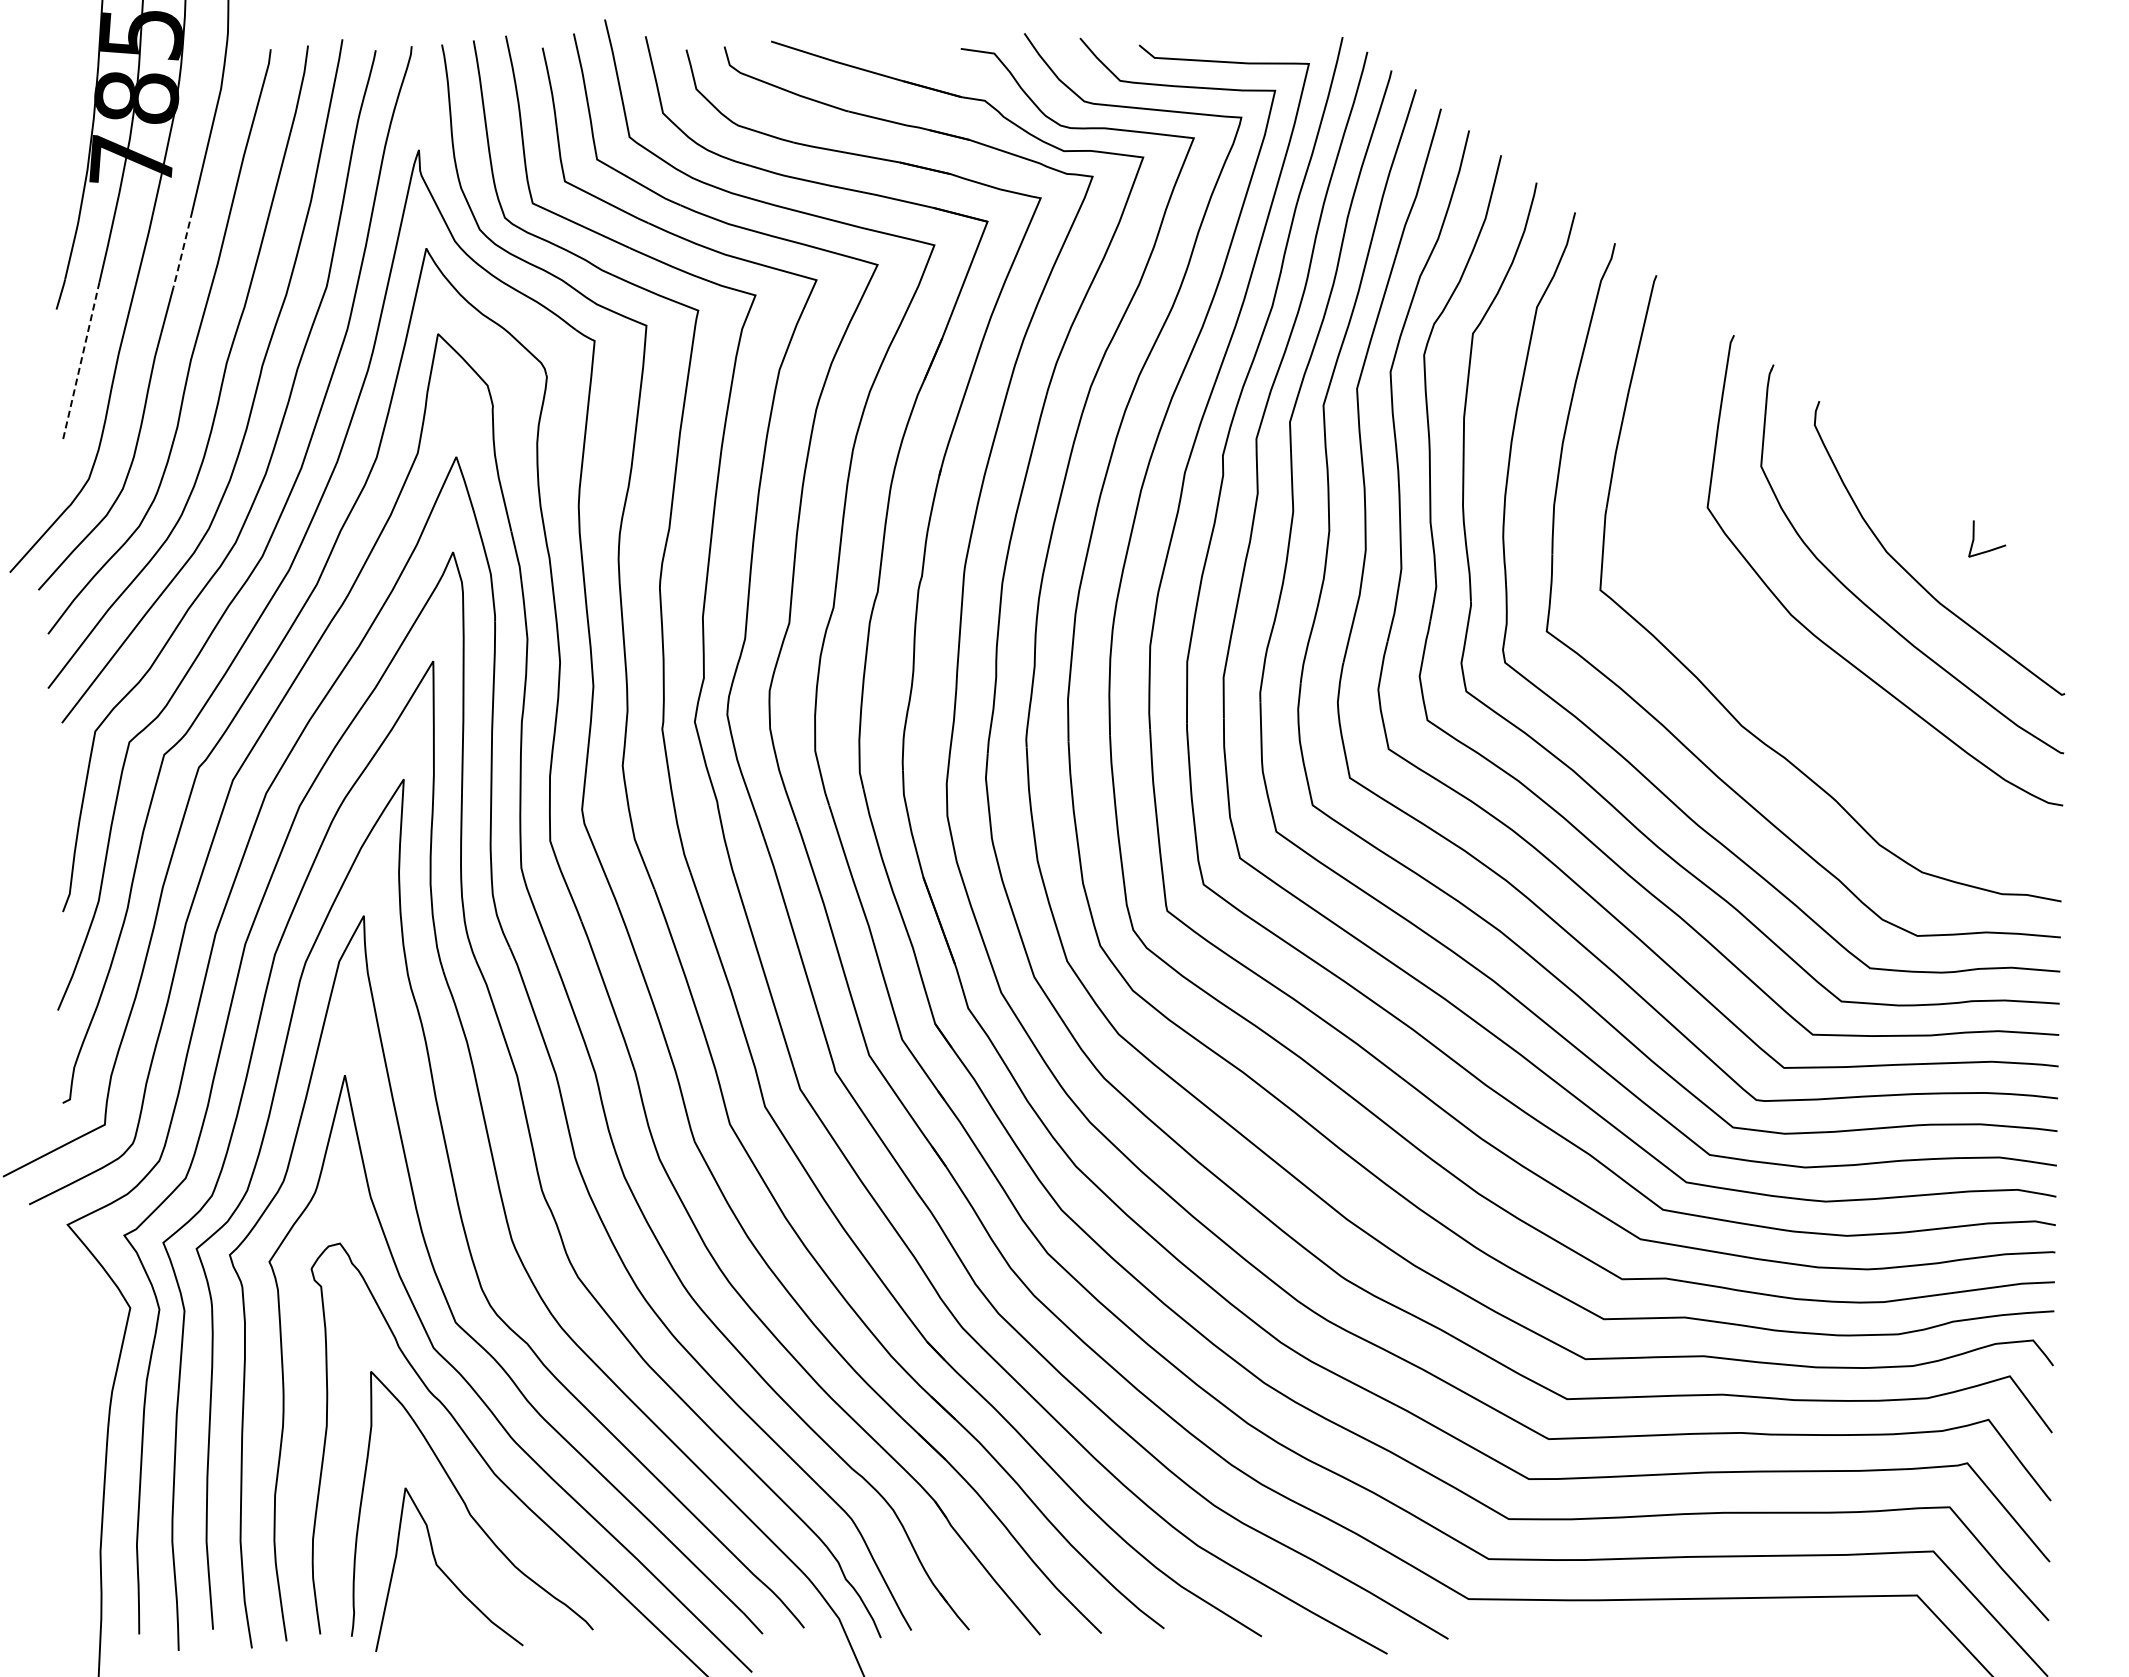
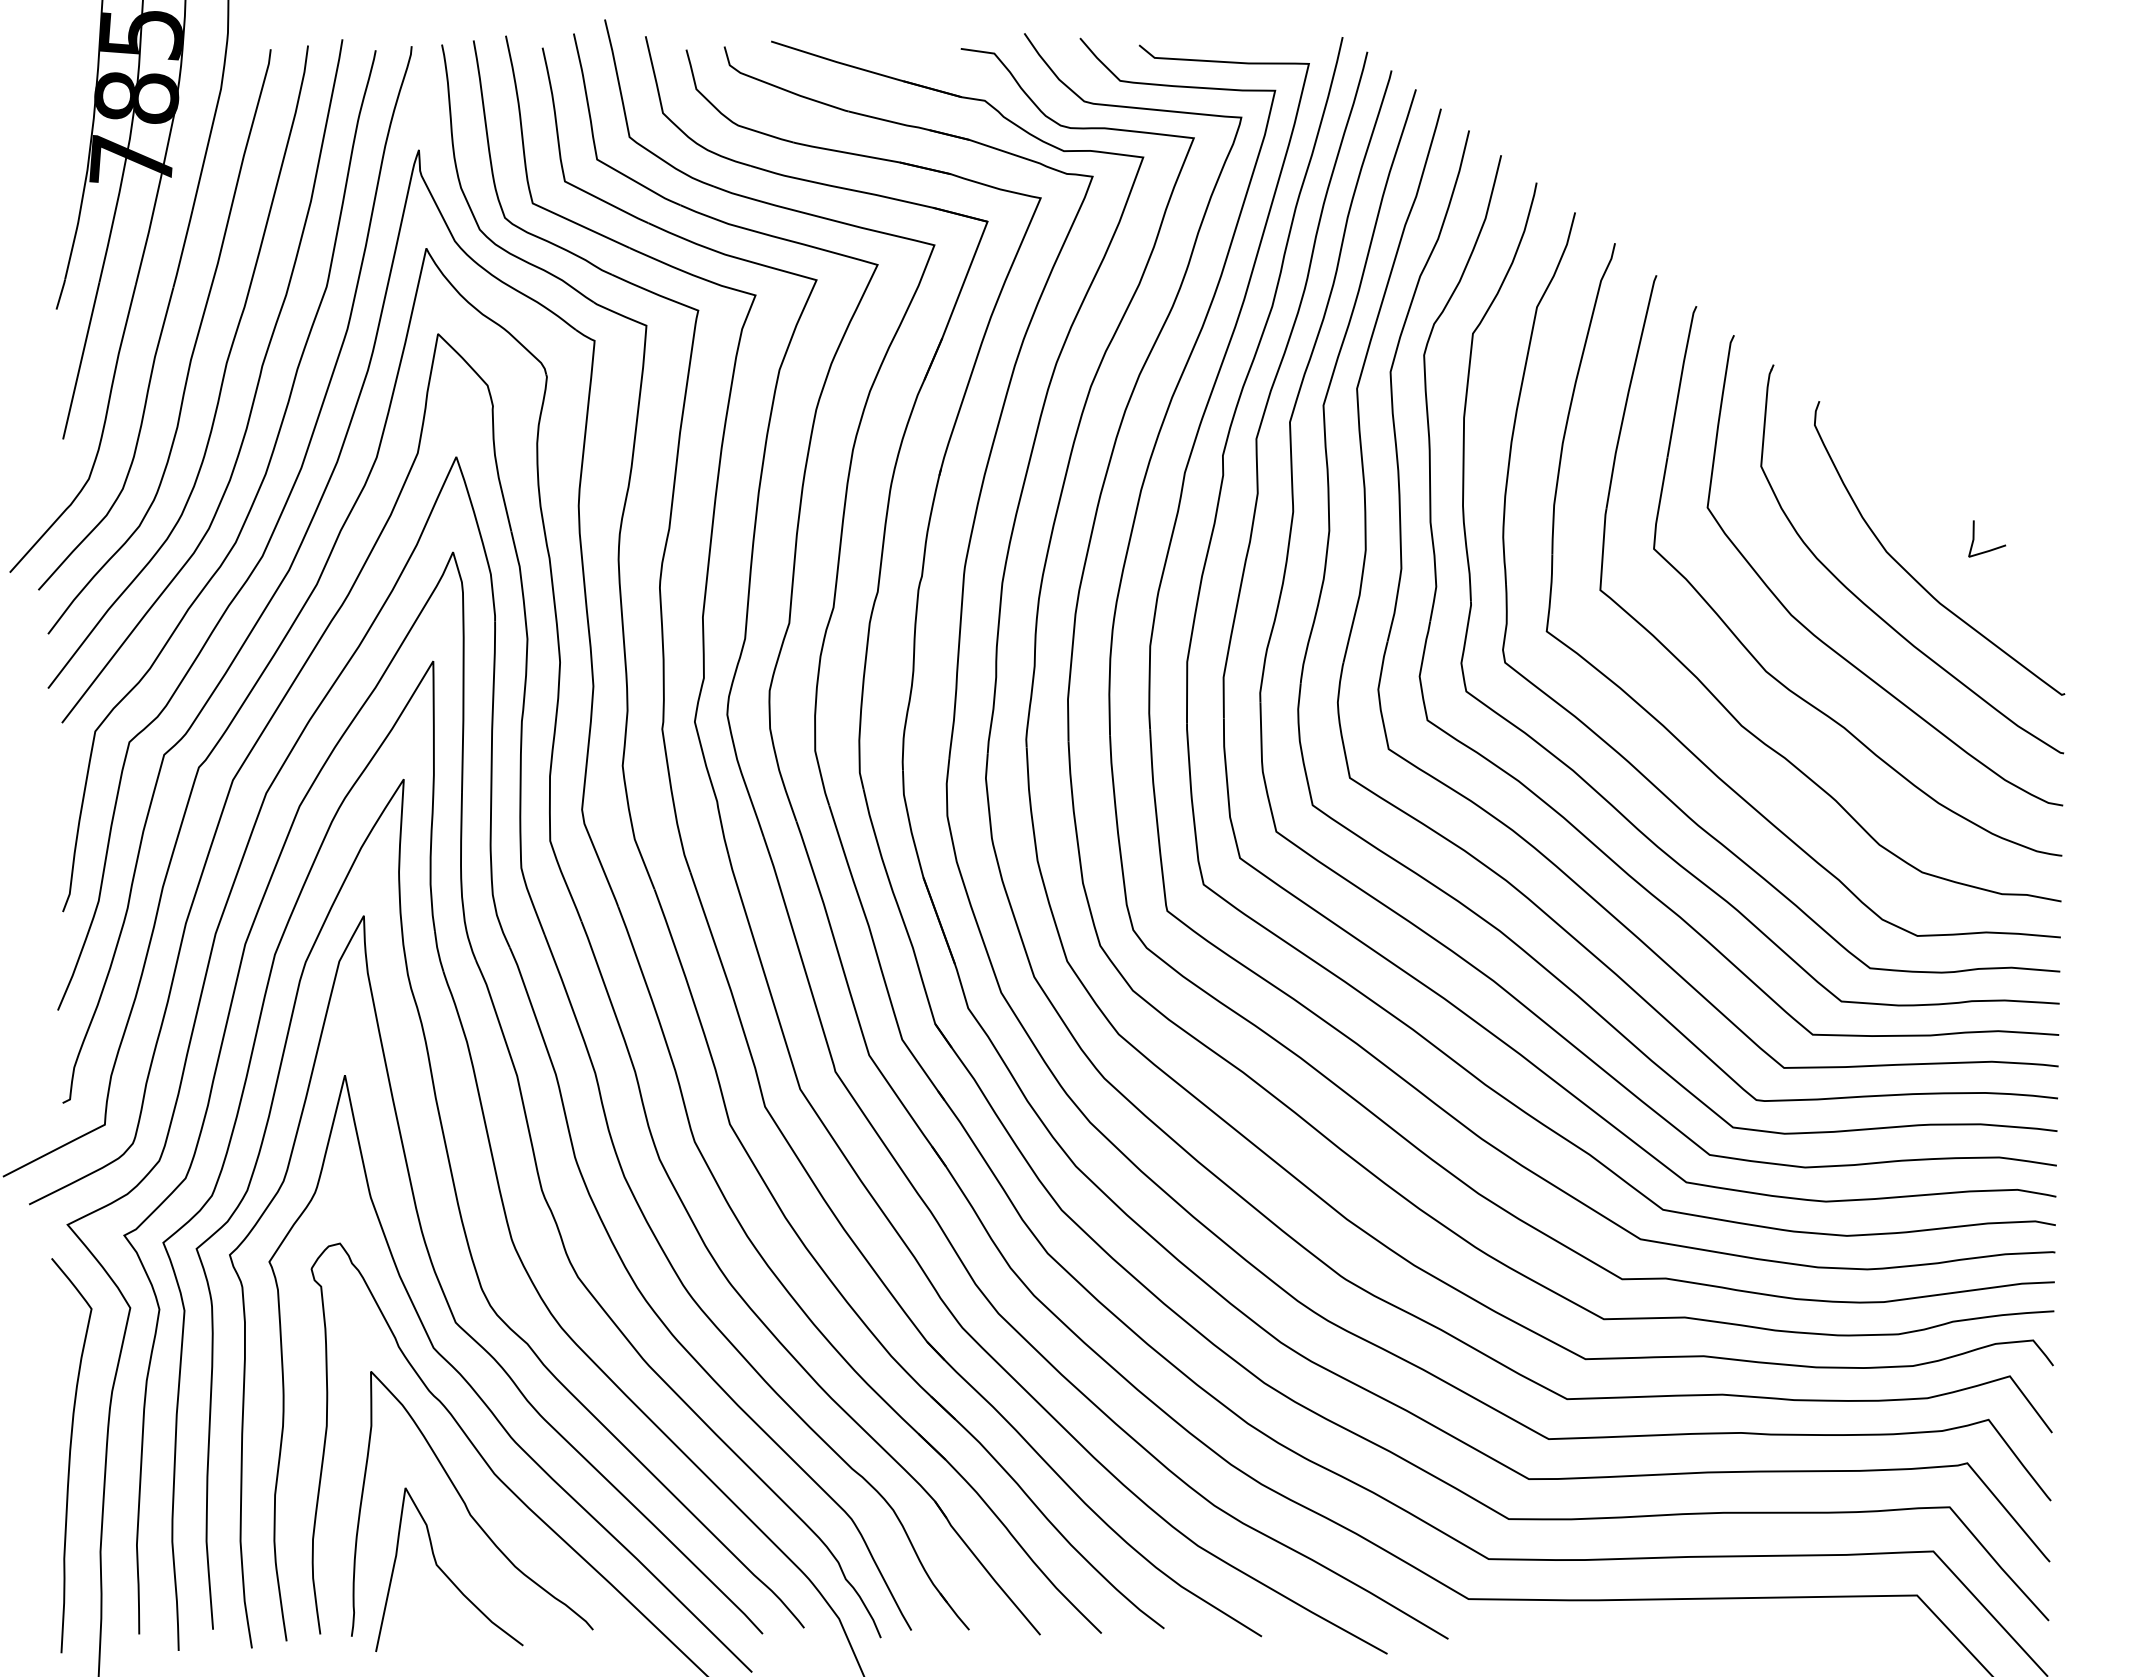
line: dashed -> solid (183, 249)
line: dashed -> solid (81, 361)
part: none -> present (1779, 680)
curve: none -> present (70, 1455)
